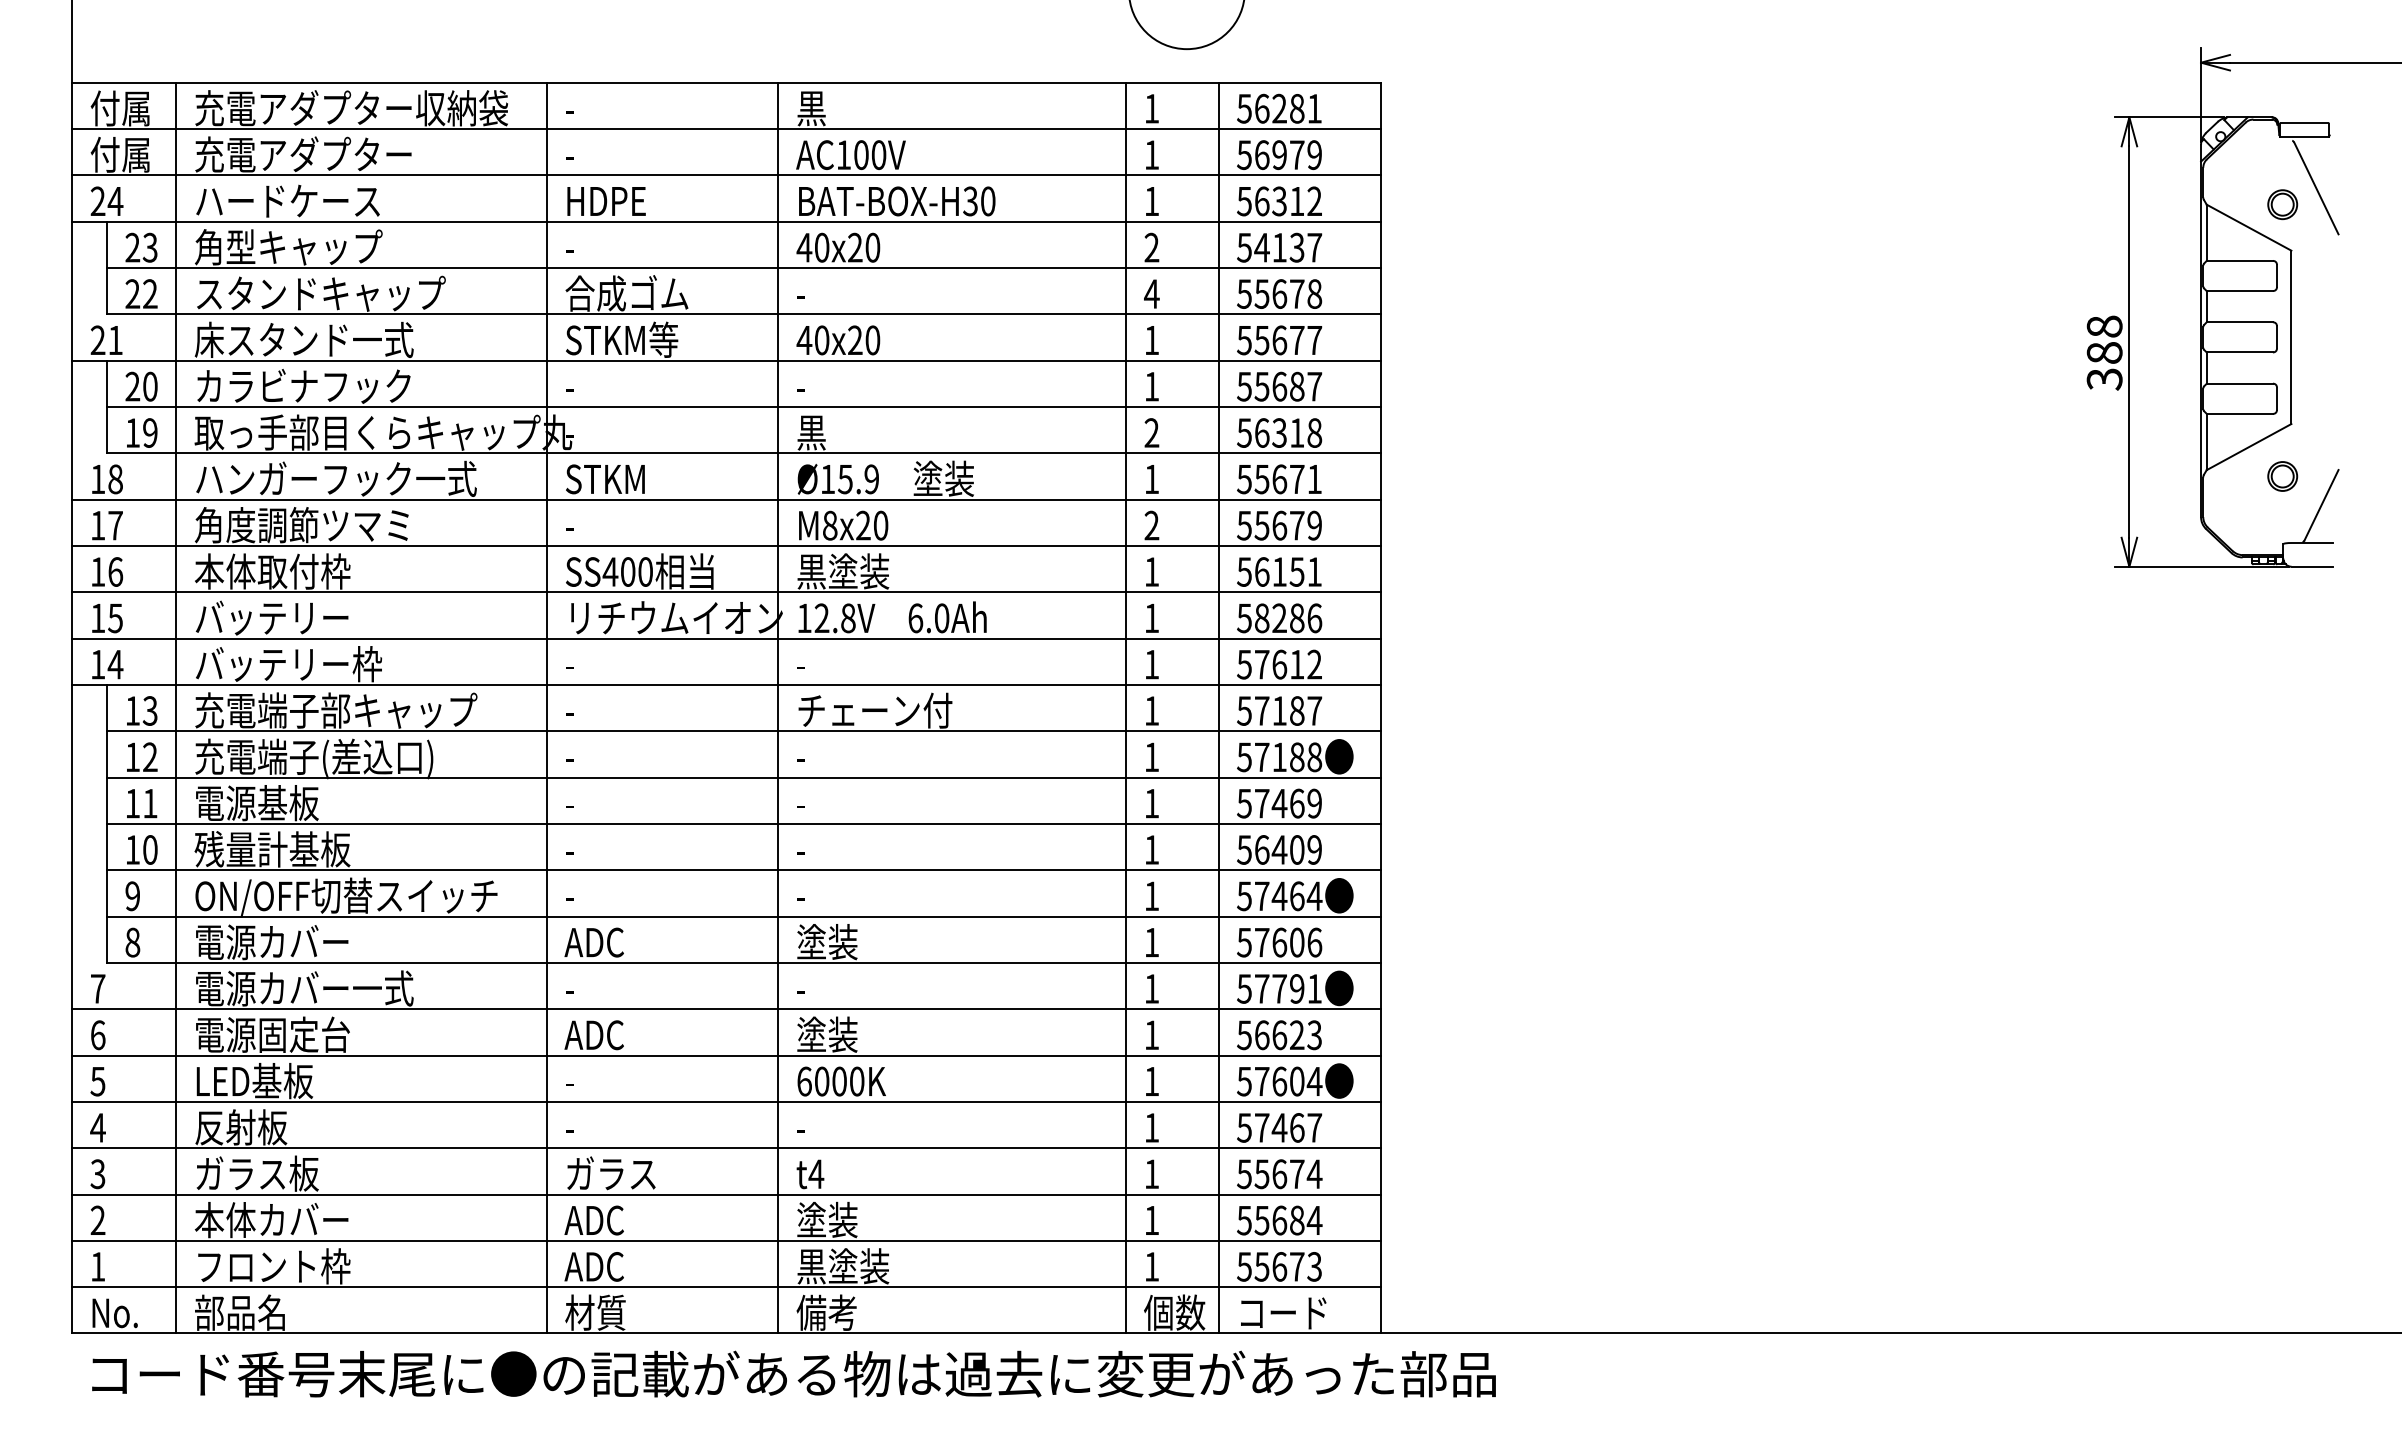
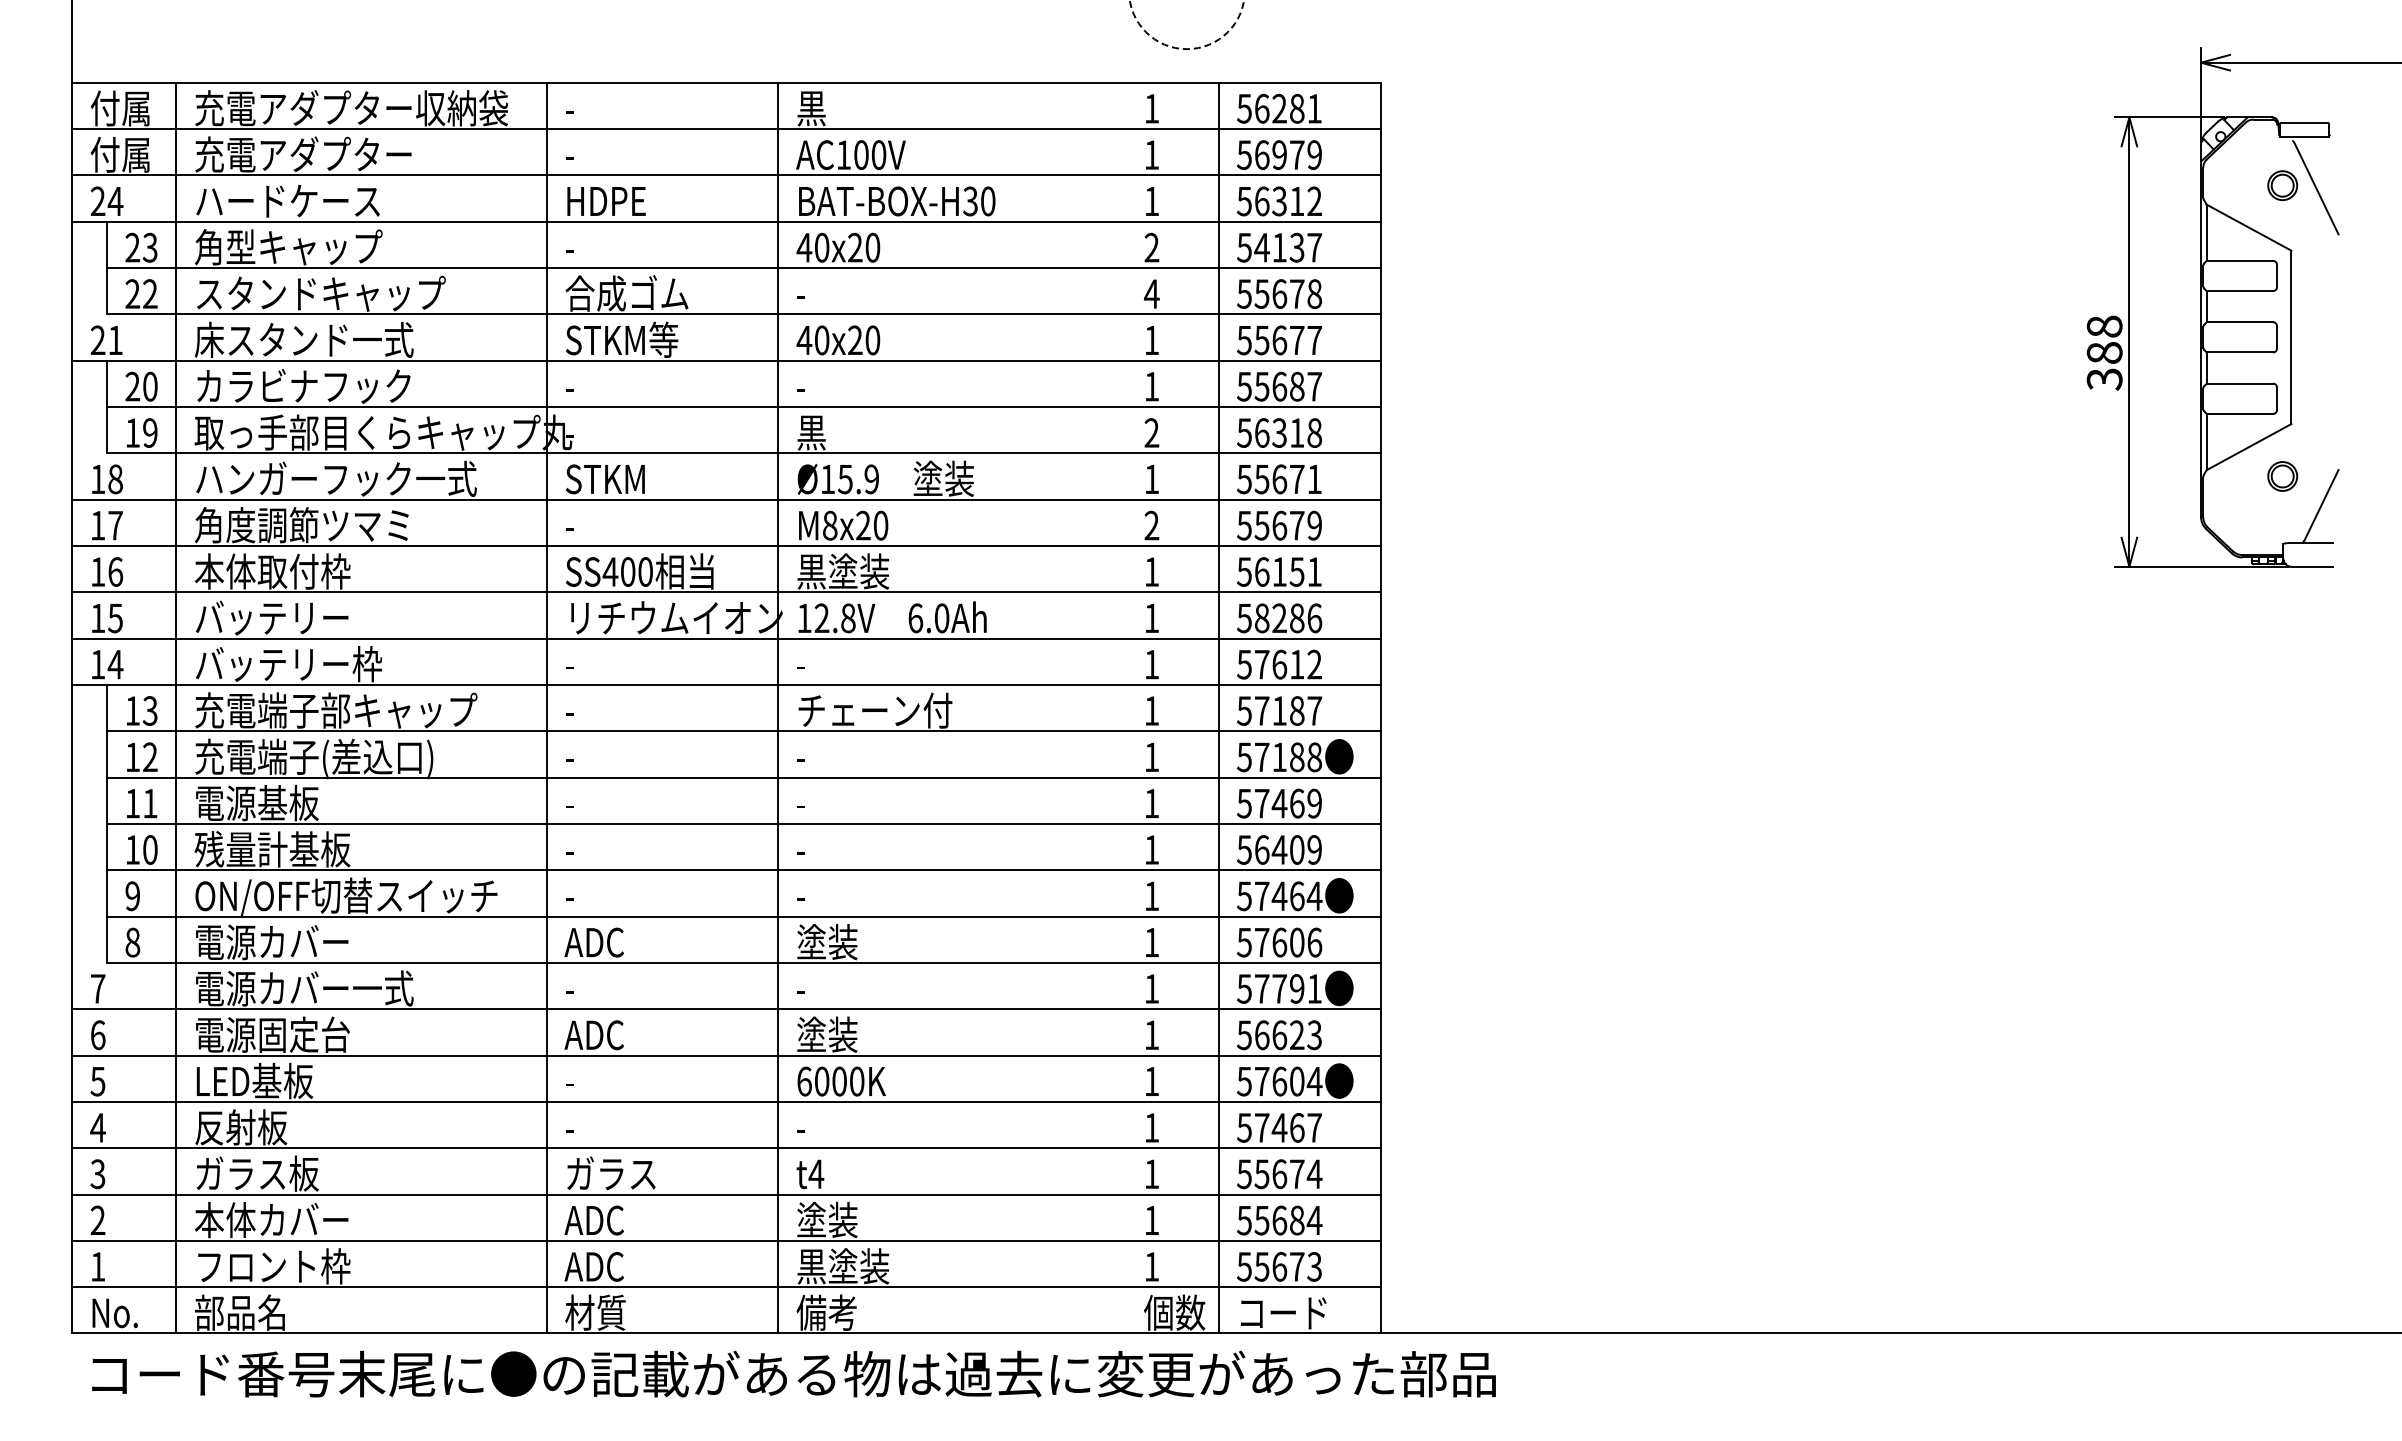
circle: solid -> dashed (1186, 24)
part position: (2282, 204) -> (2282, 185) (2282, 185)
line: present -> none (1125, 707)
